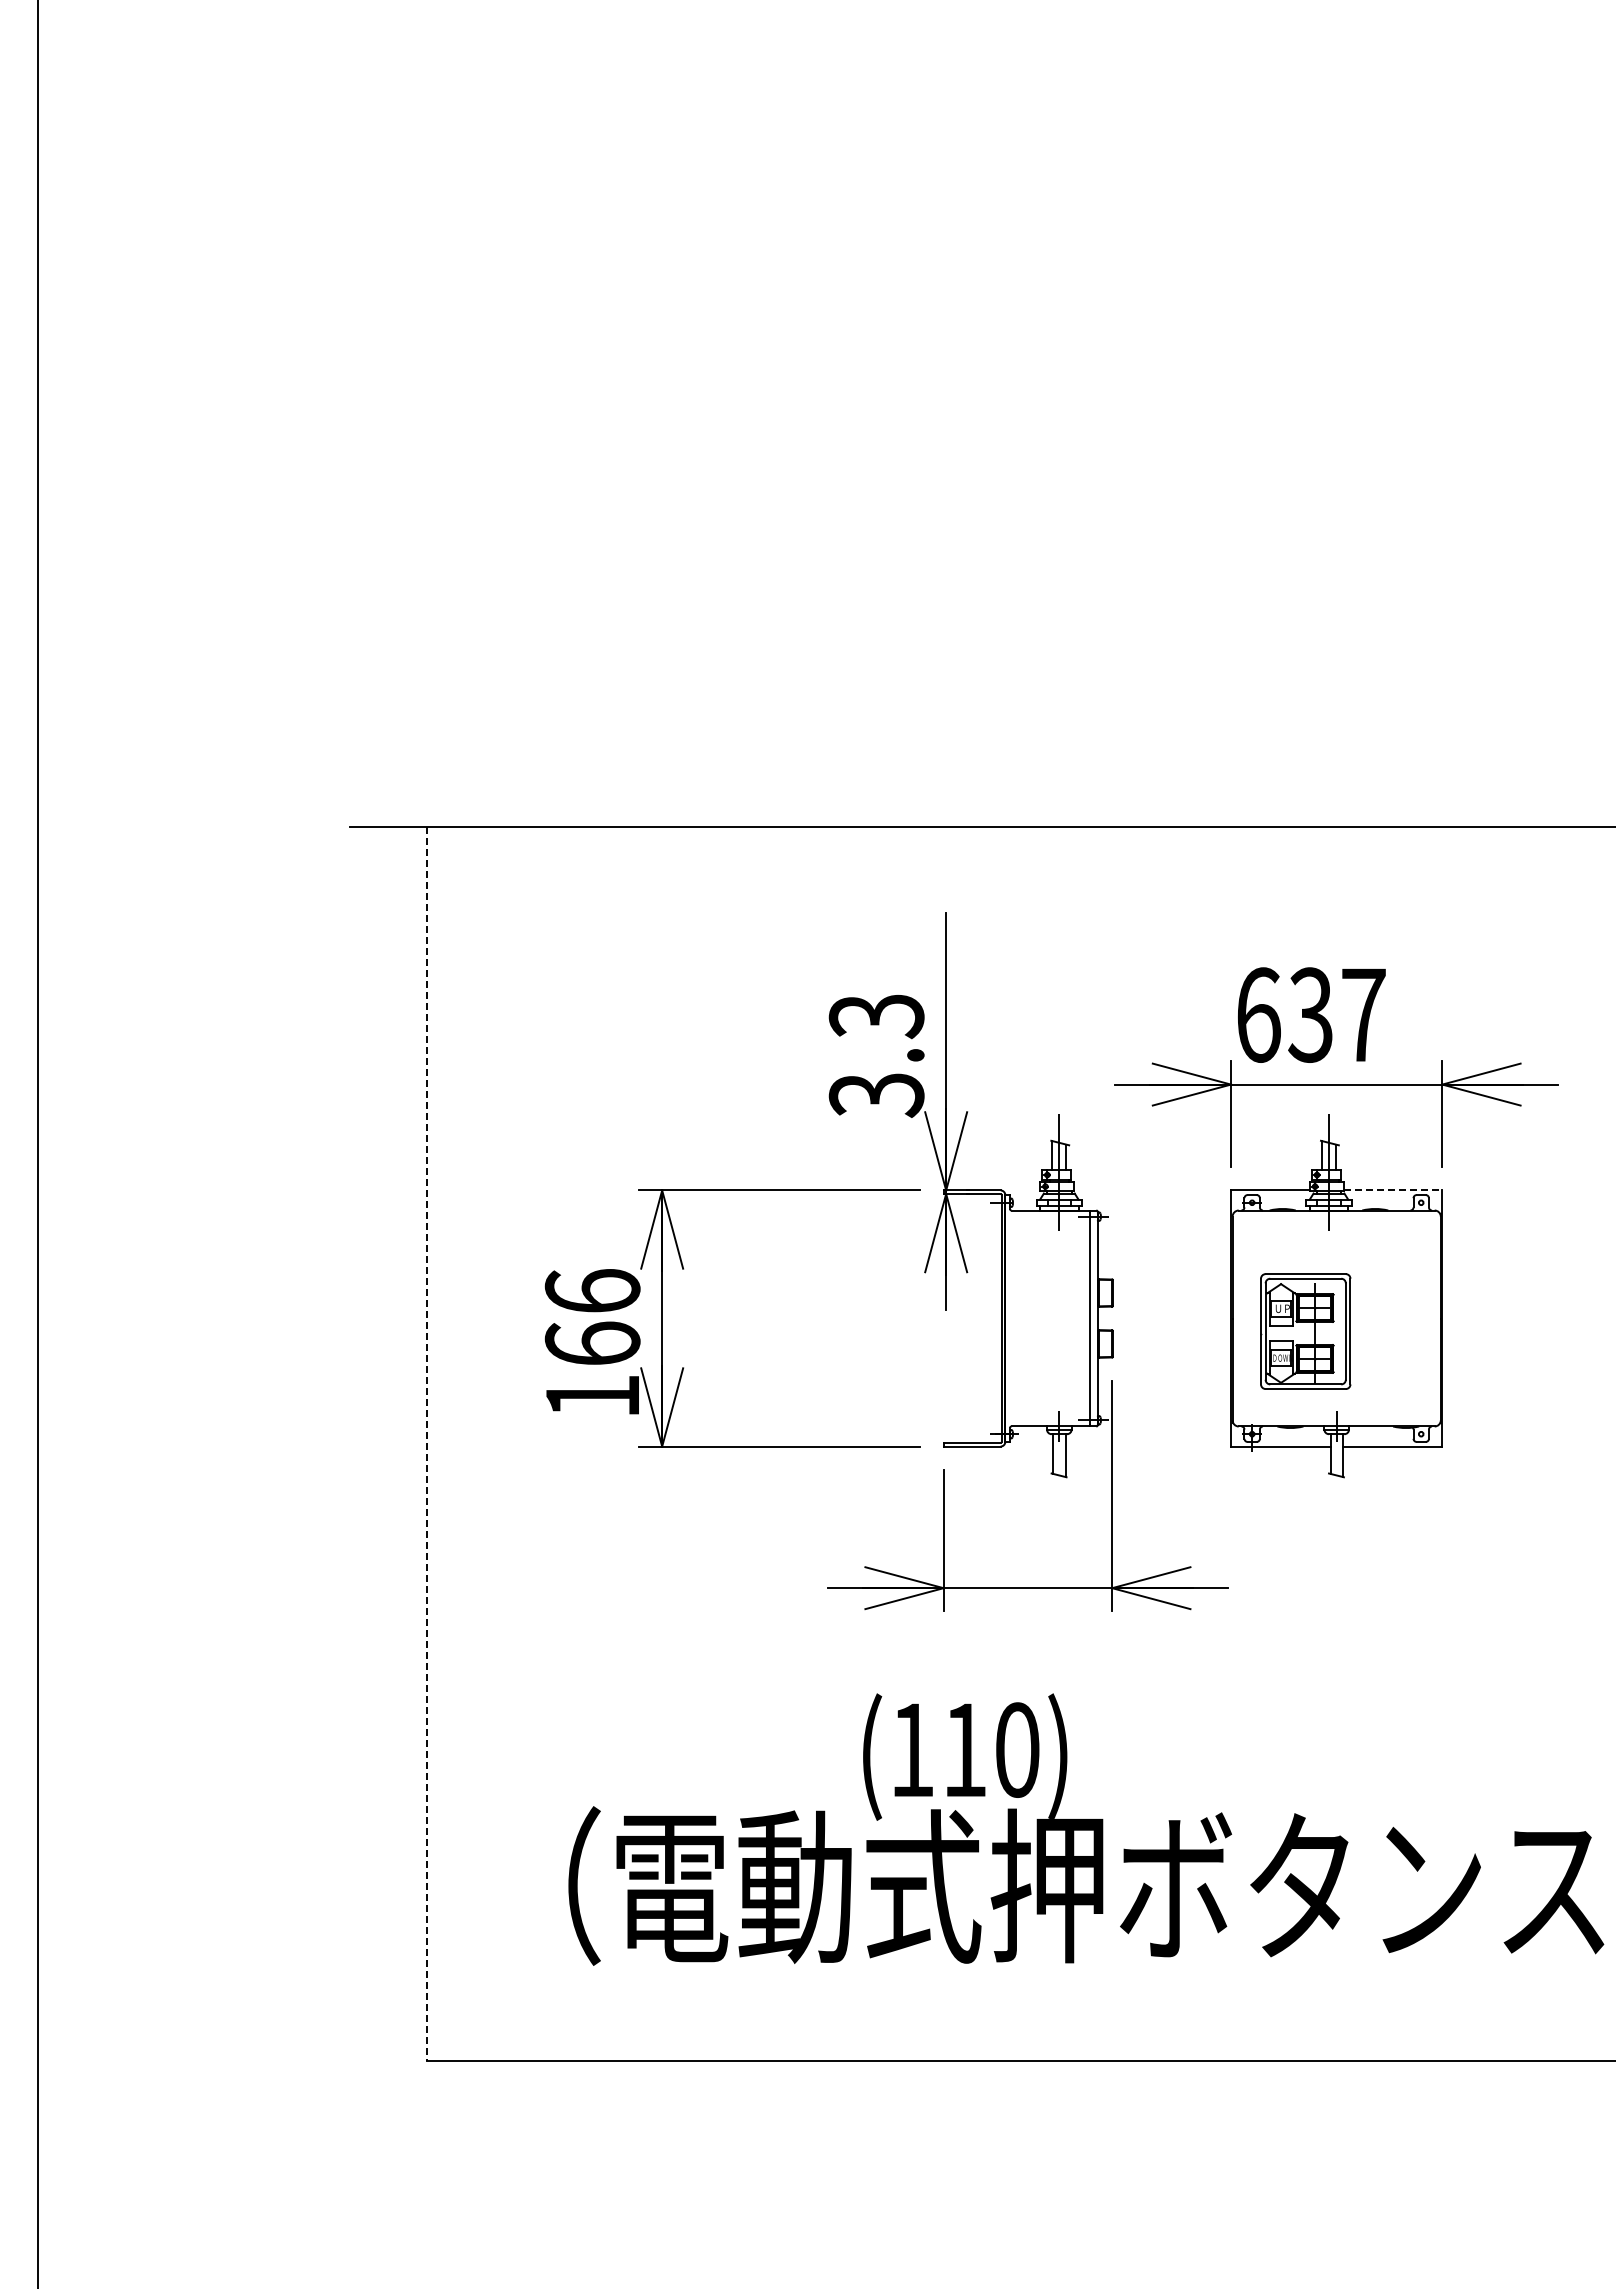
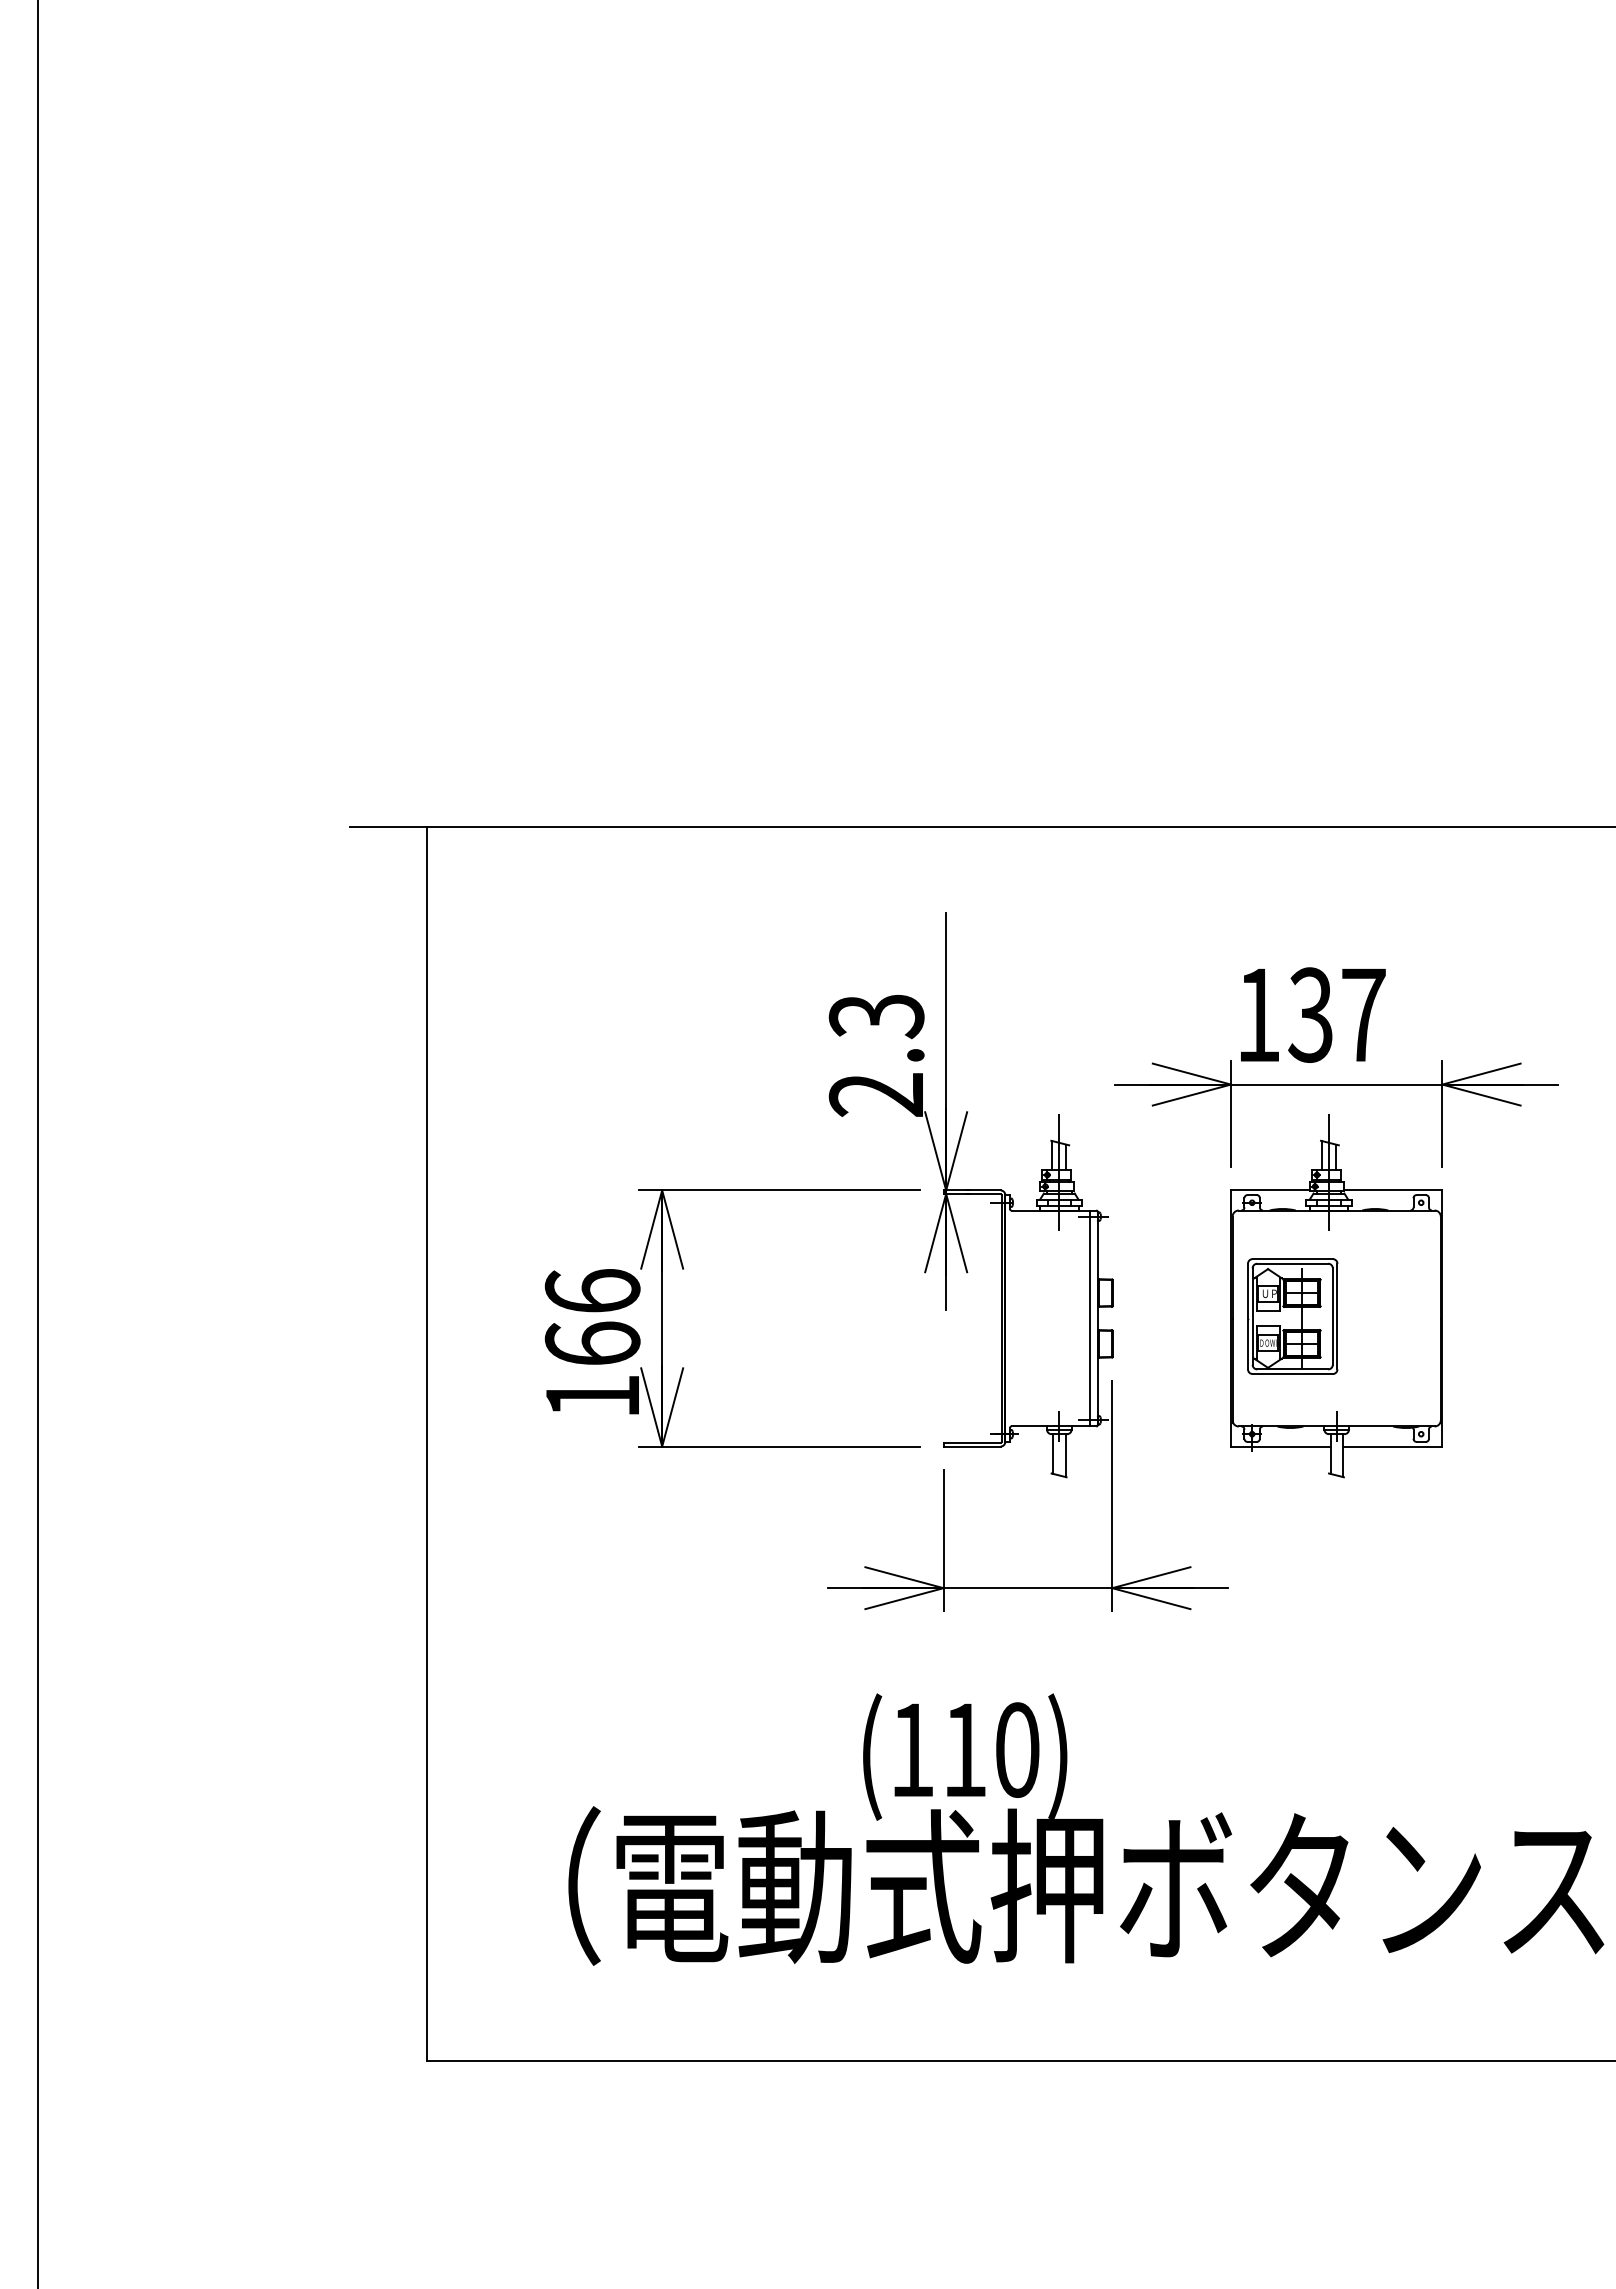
text: 637 -> 137 (1258, 1014)
text: 3.3 -> 2.3 (876, 1095)
line: dashed -> solid (1393, 1190)
part position: (1305, 1331) -> (1292, 1316) (1292, 1316)
line: dashed -> solid (427, 1444)
